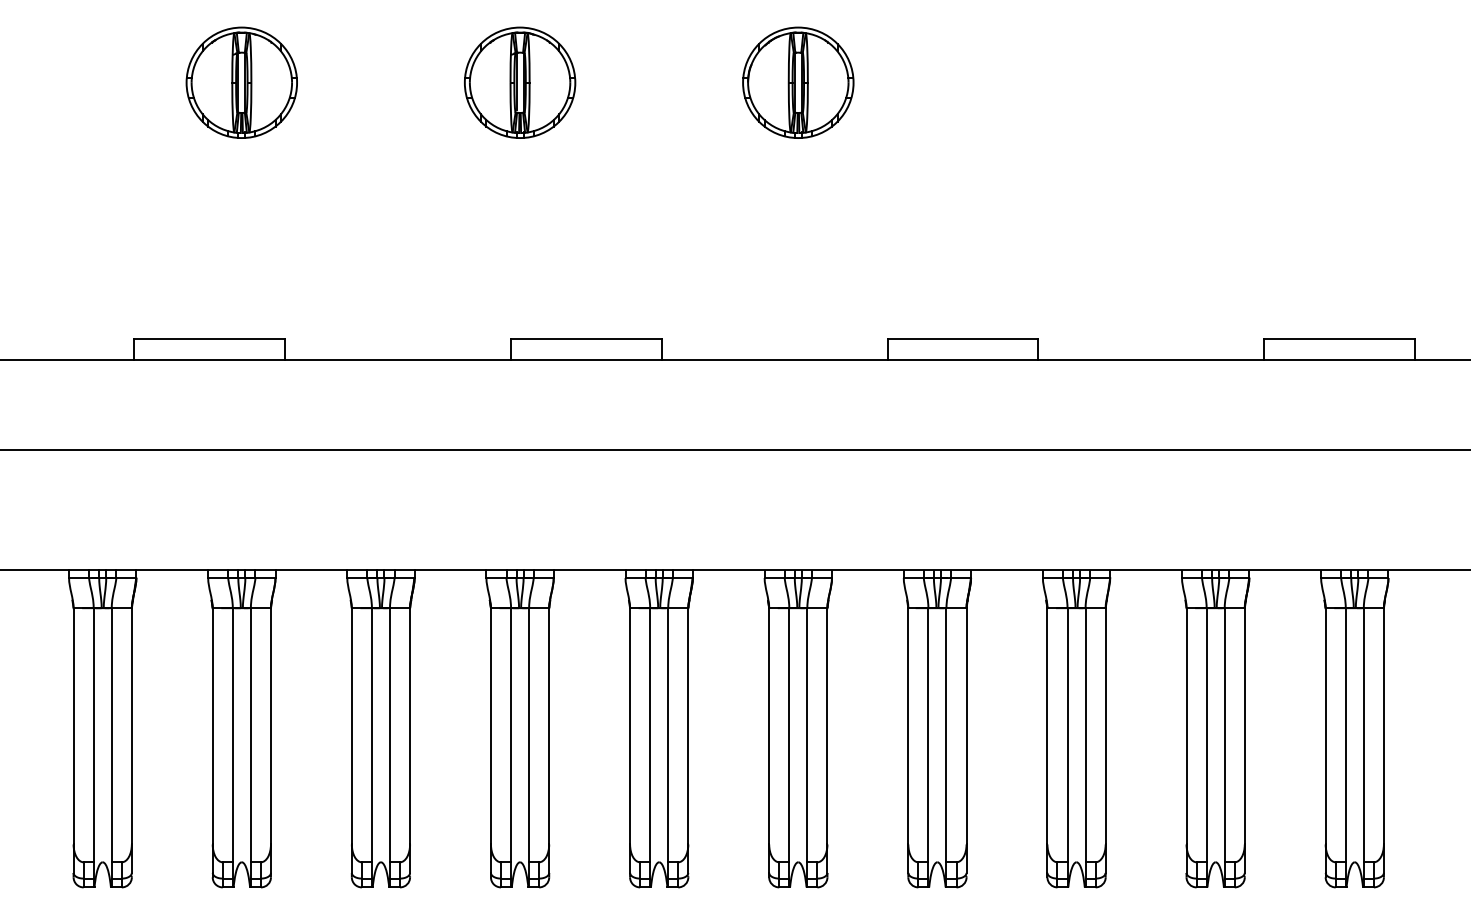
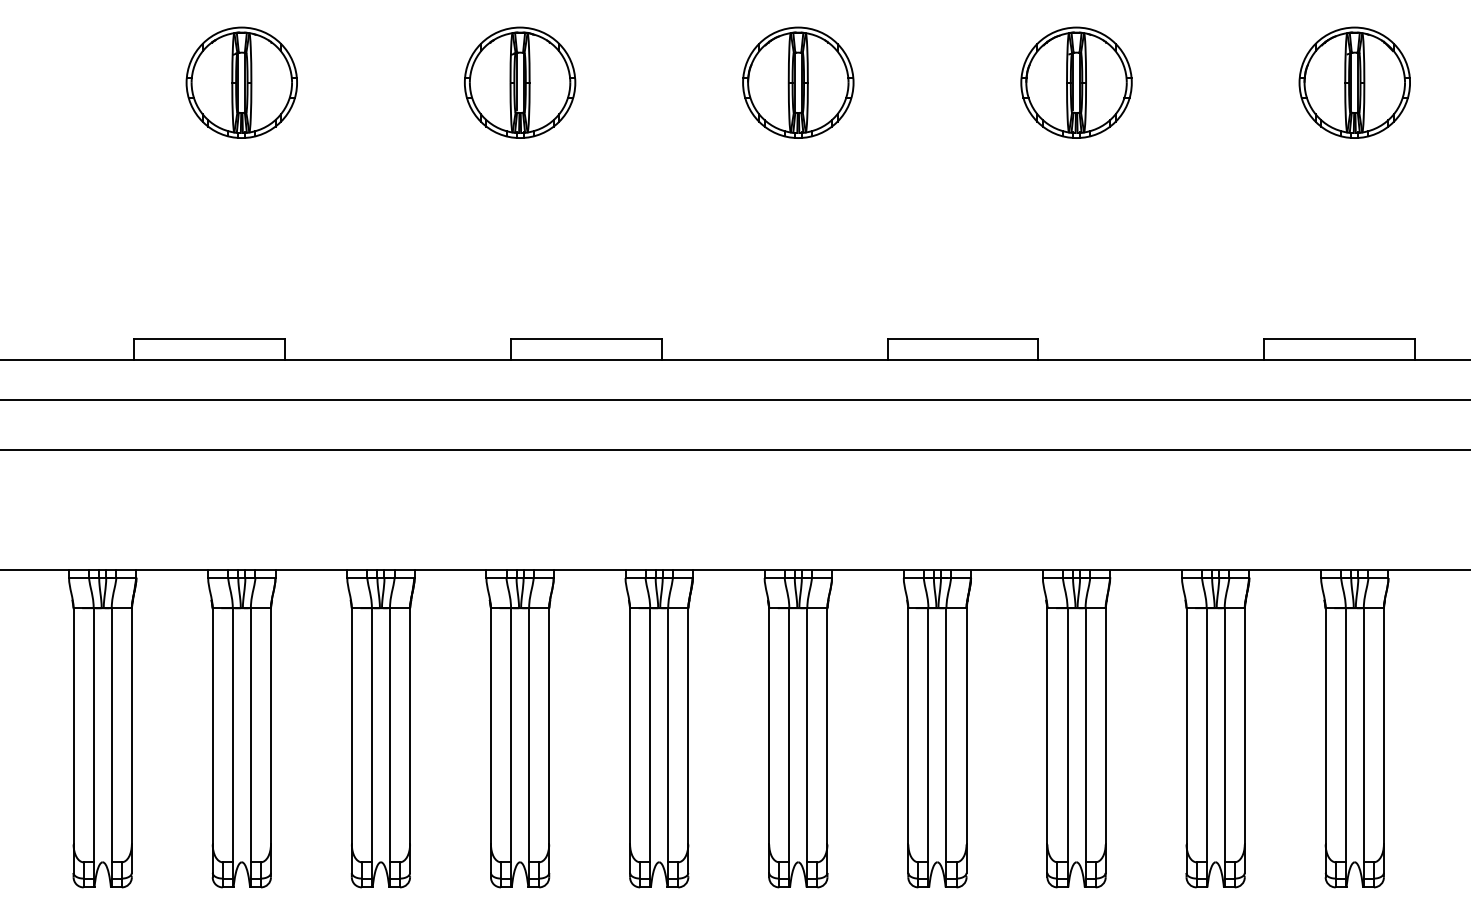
part: none -> present (1076, 82)
part: none -> present (1354, 82)
line: none -> present (734, 400)
